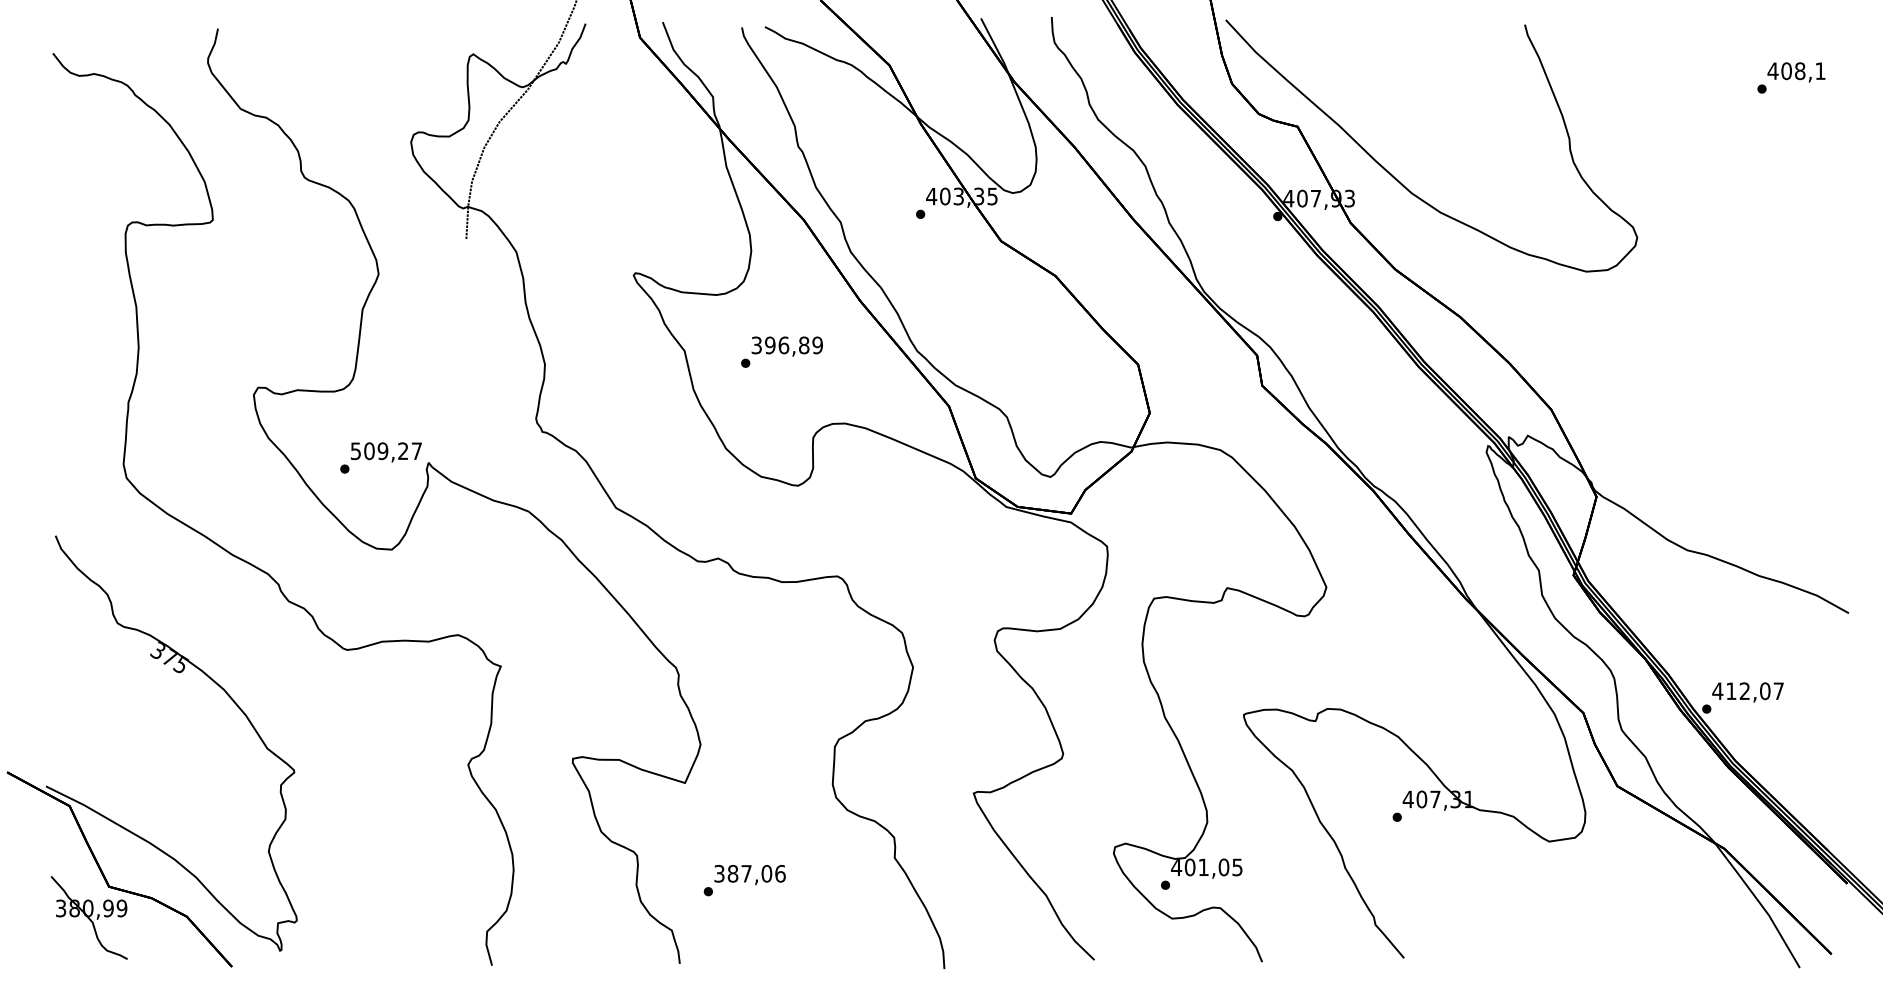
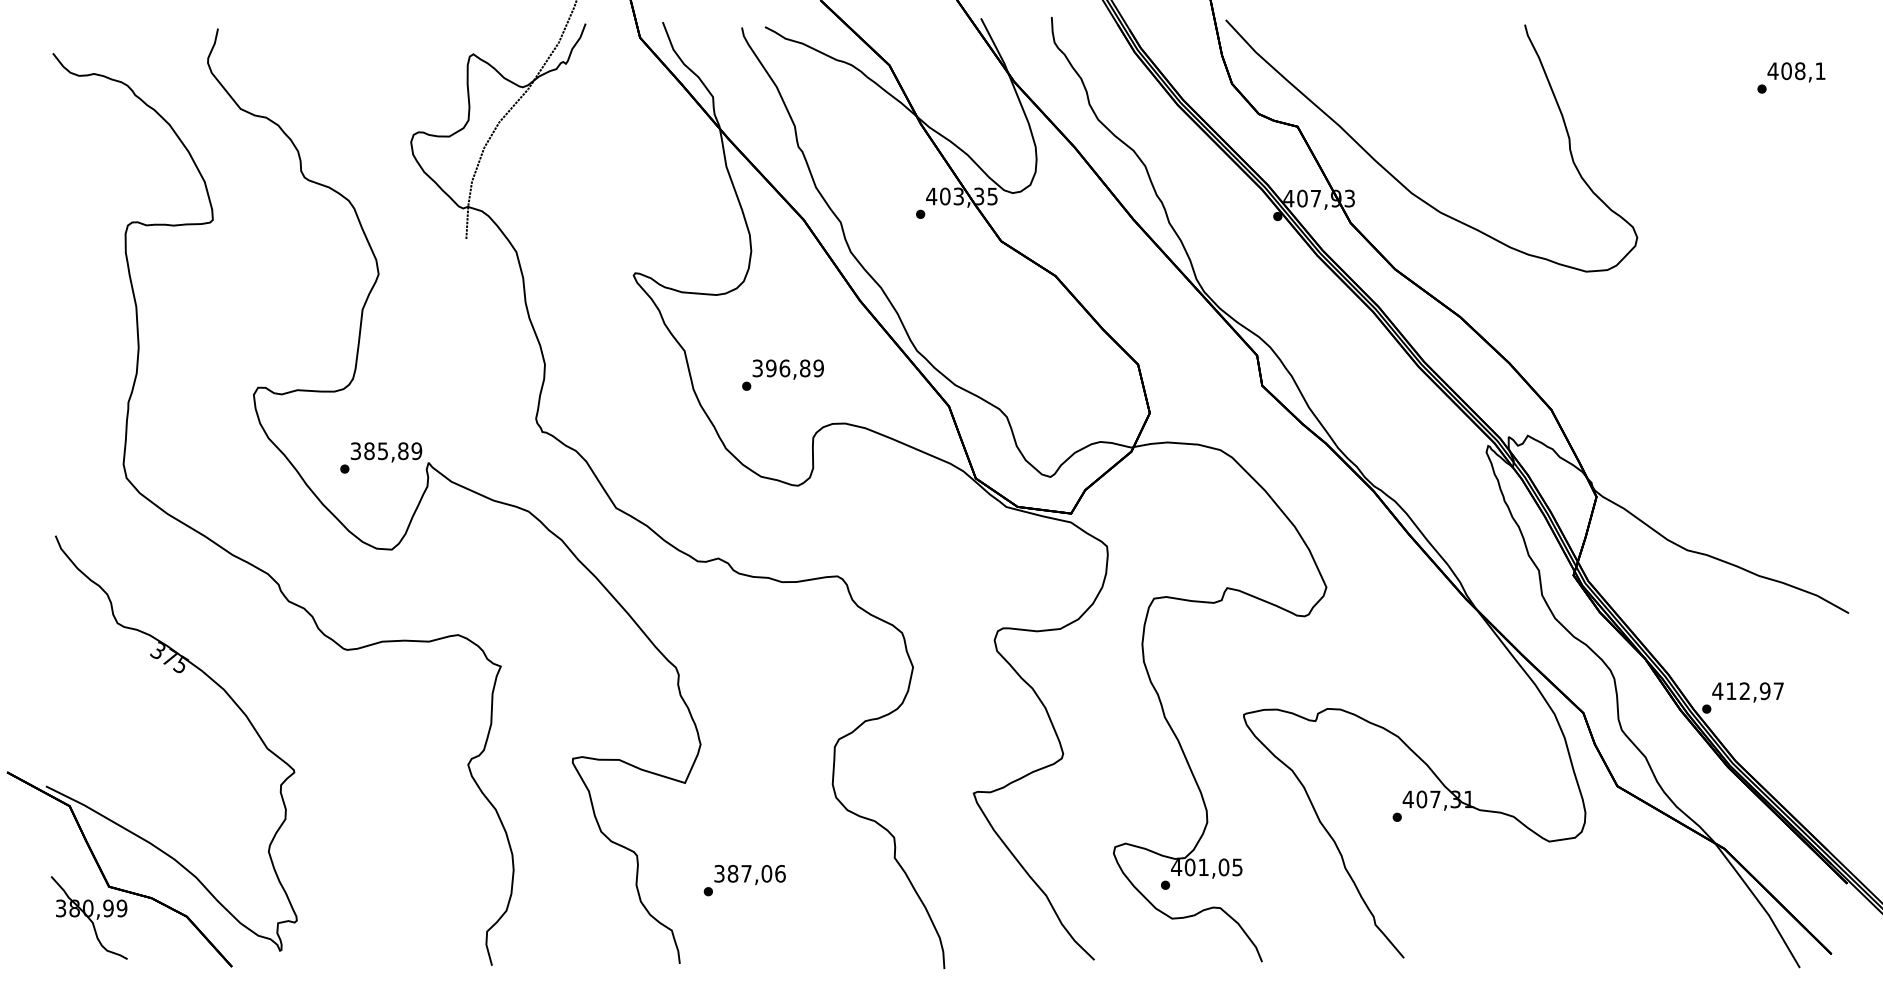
text position: (781, 351) -> (782, 374) (782, 374)
text: 509,27 -> 385,89 (386, 451)
text: 412,07 -> 412,97 (1764, 691)
